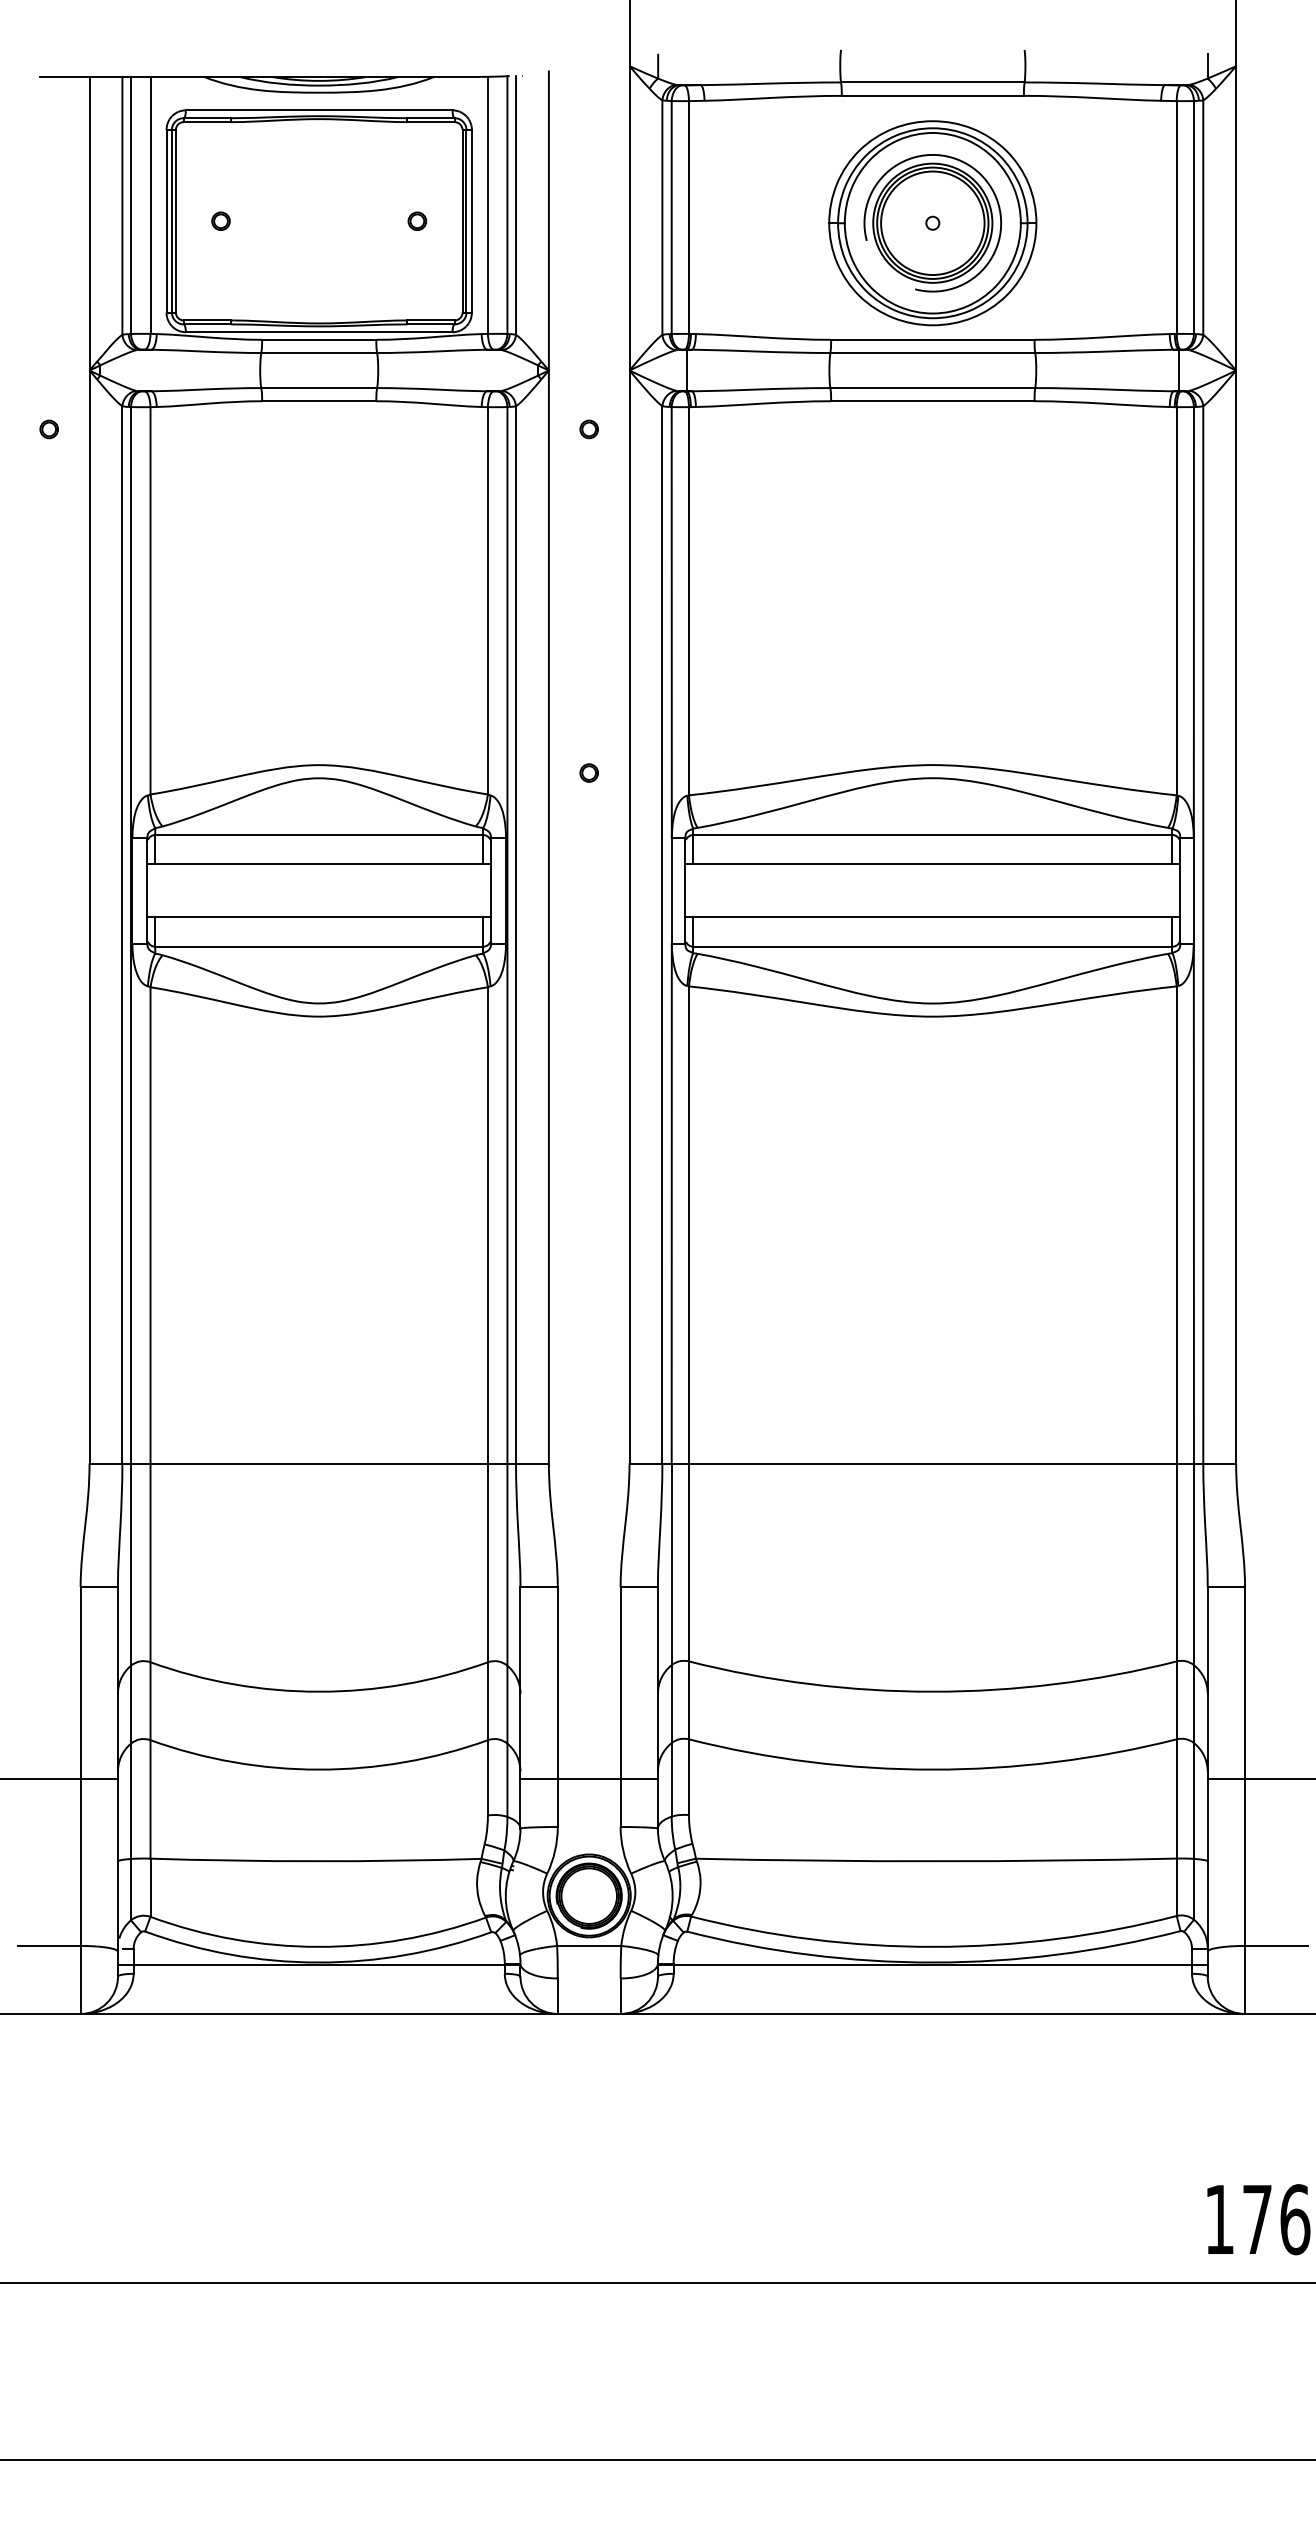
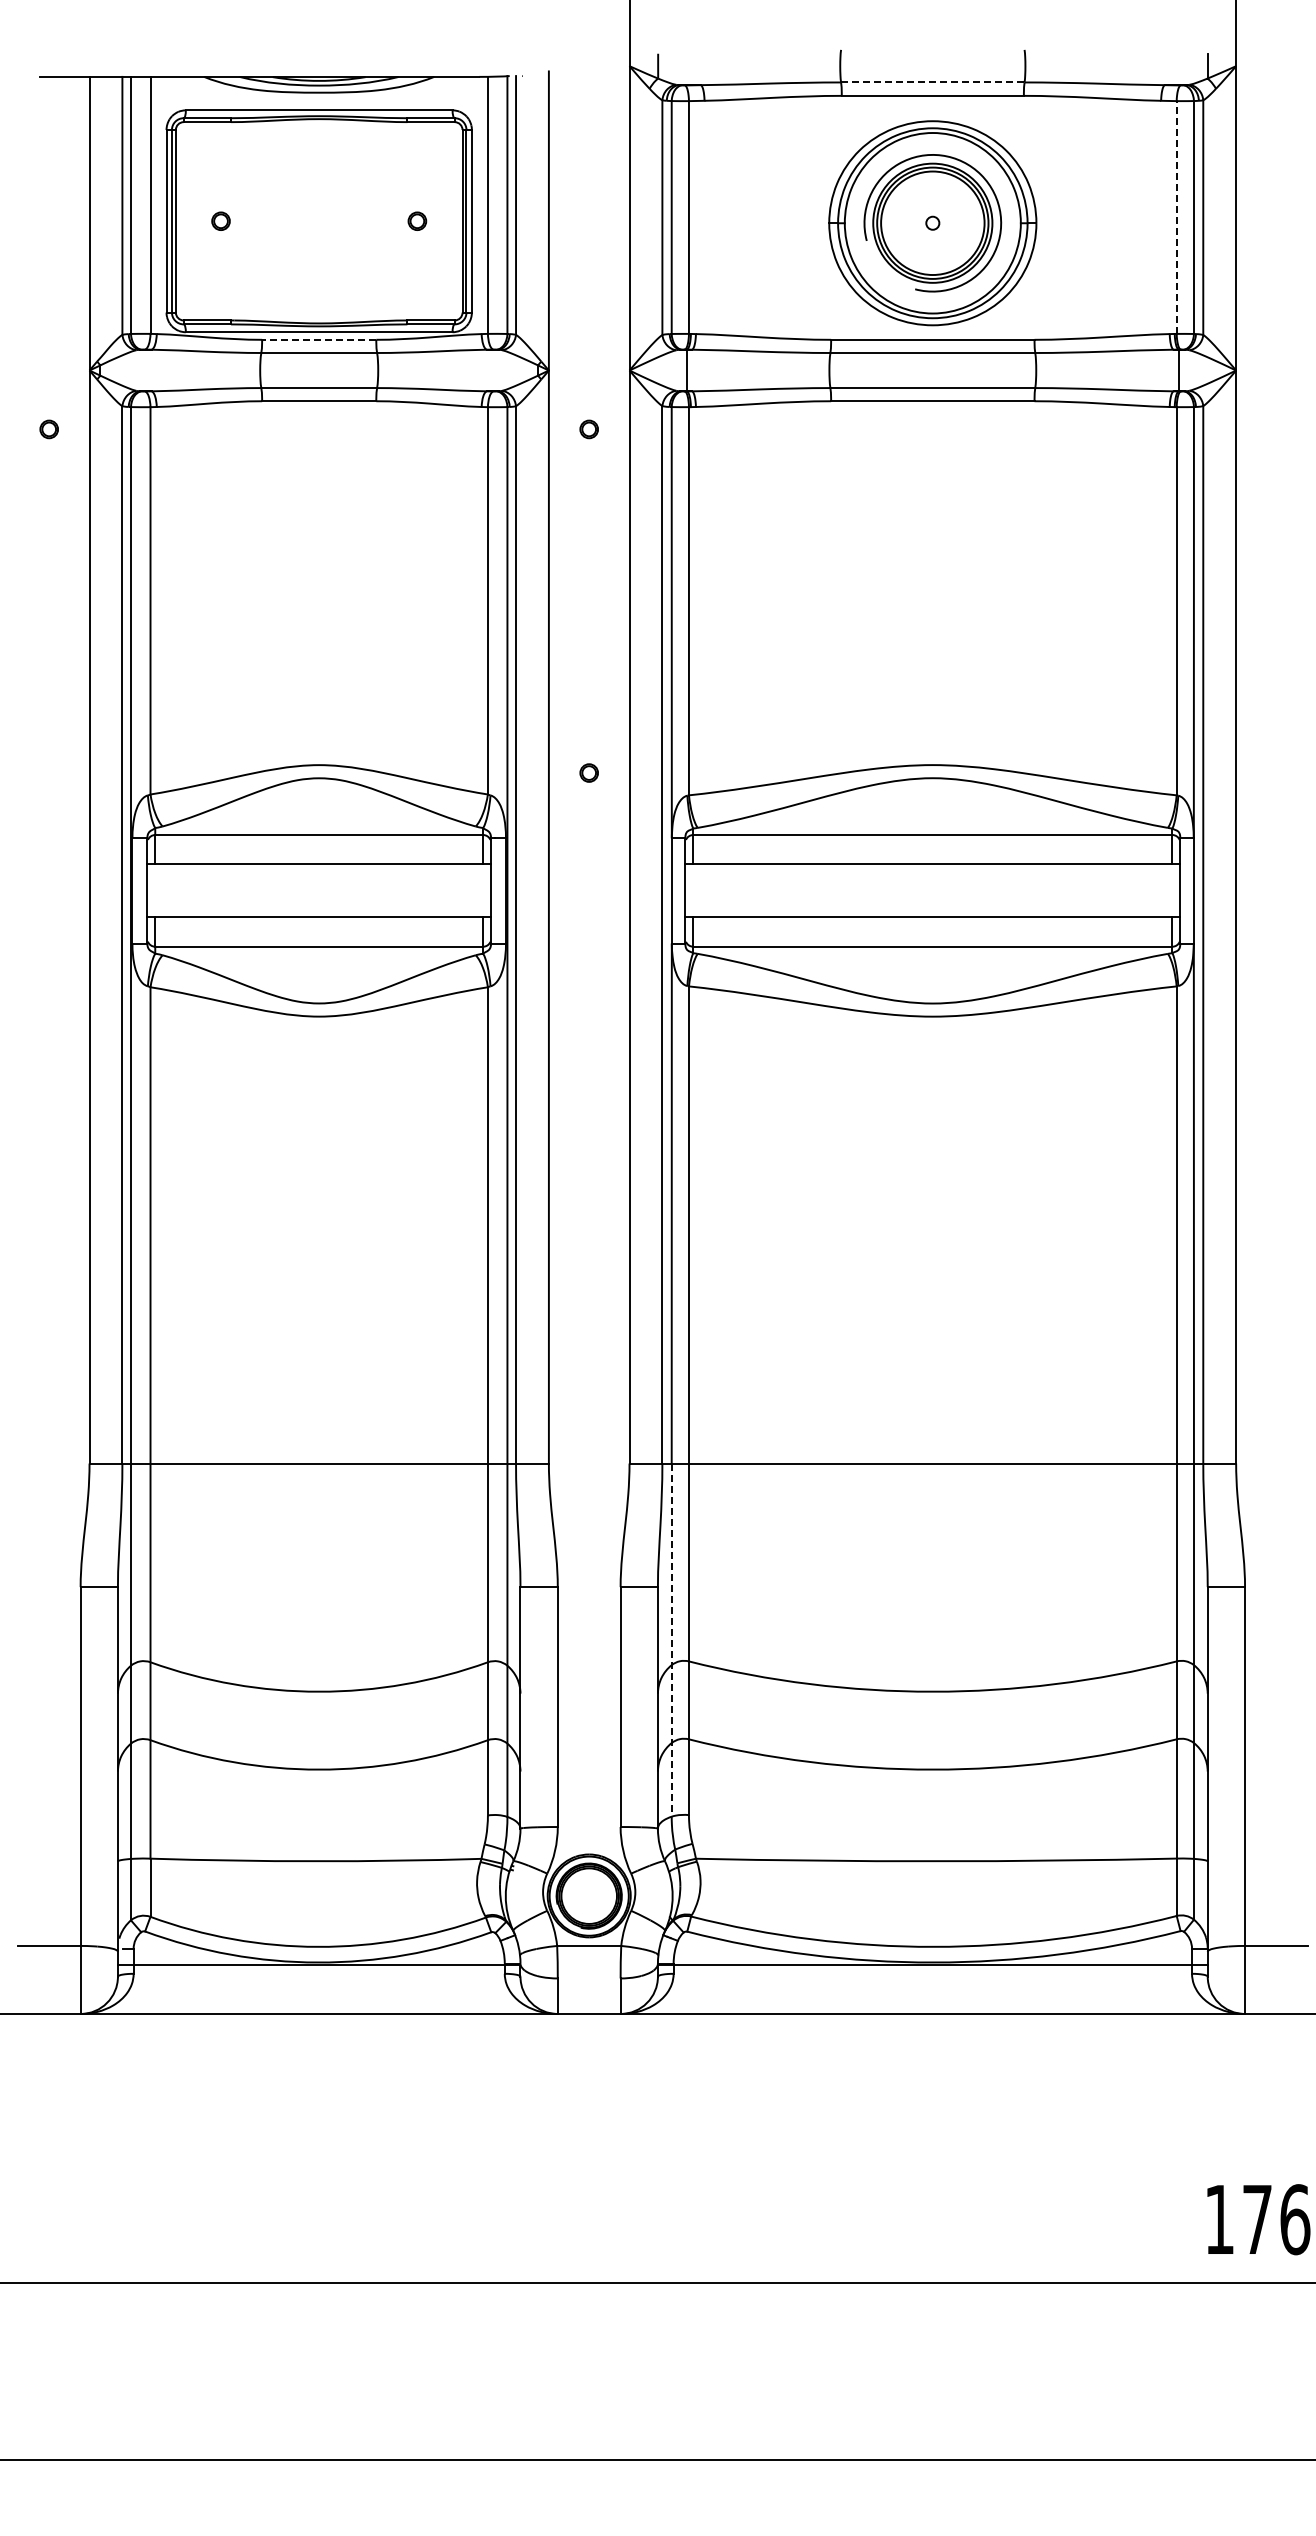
line: solid -> dashed (932, 82)
line: solid -> dashed (1176, 217)
line: solid -> dashed (318, 339)
line: solid -> dashed (671, 1640)
line: present -> none (59, 1778)
line: present -> none (588, 1778)
line: present -> none (1259, 1778)
